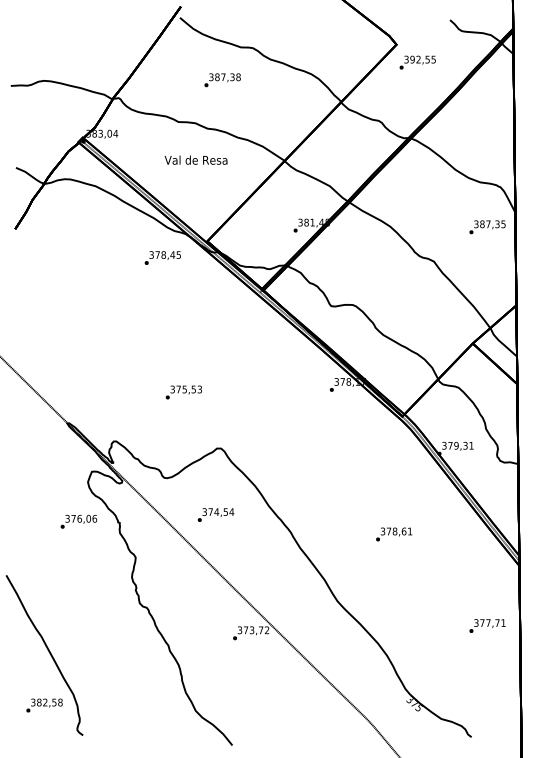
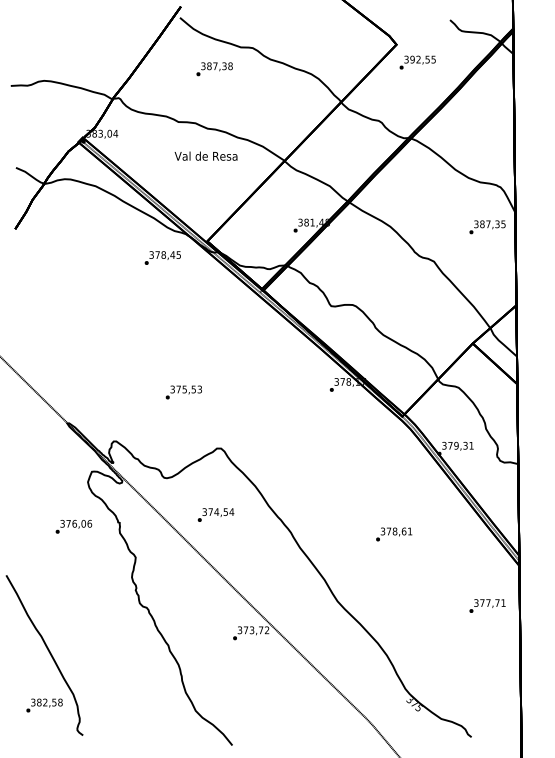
text position: (222, 80) -> (214, 69) (214, 69)
text position: (195, 159) -> (205, 155) (205, 155)
text position: (78, 521) -> (73, 526) (73, 526)
text position: (487, 625) -> (487, 605) (487, 605)
